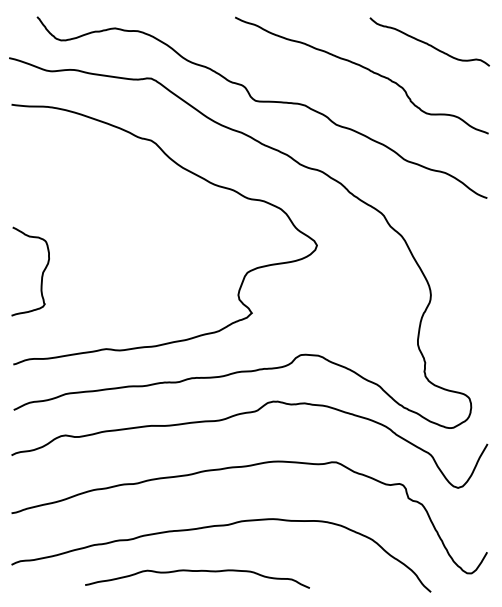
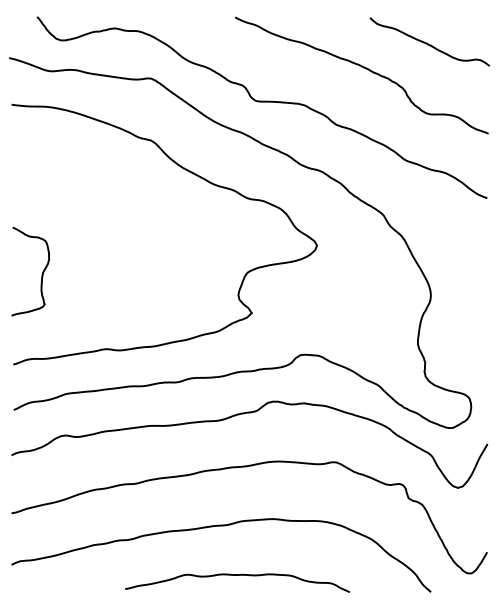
curve position: (197, 571) -> (237, 575) (237, 575)
